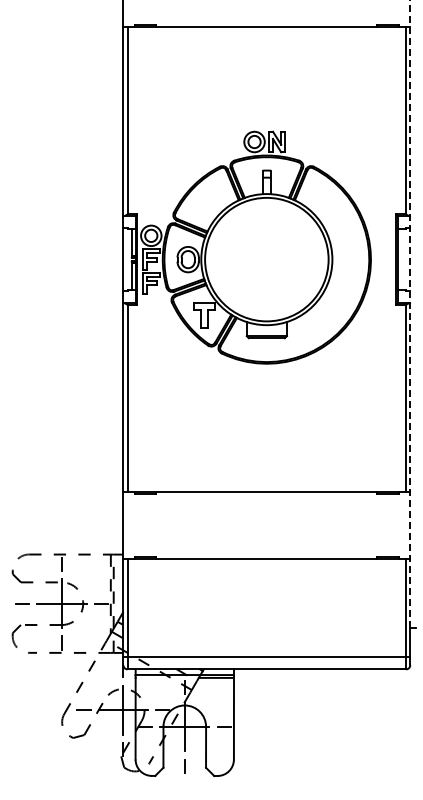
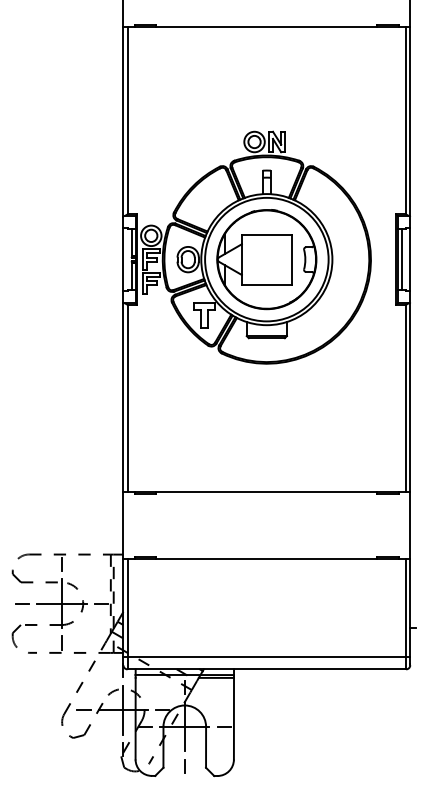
part: none -> present (266, 259)
line: none -> present (402, 259)
line: dashed -> solid (410, 314)
